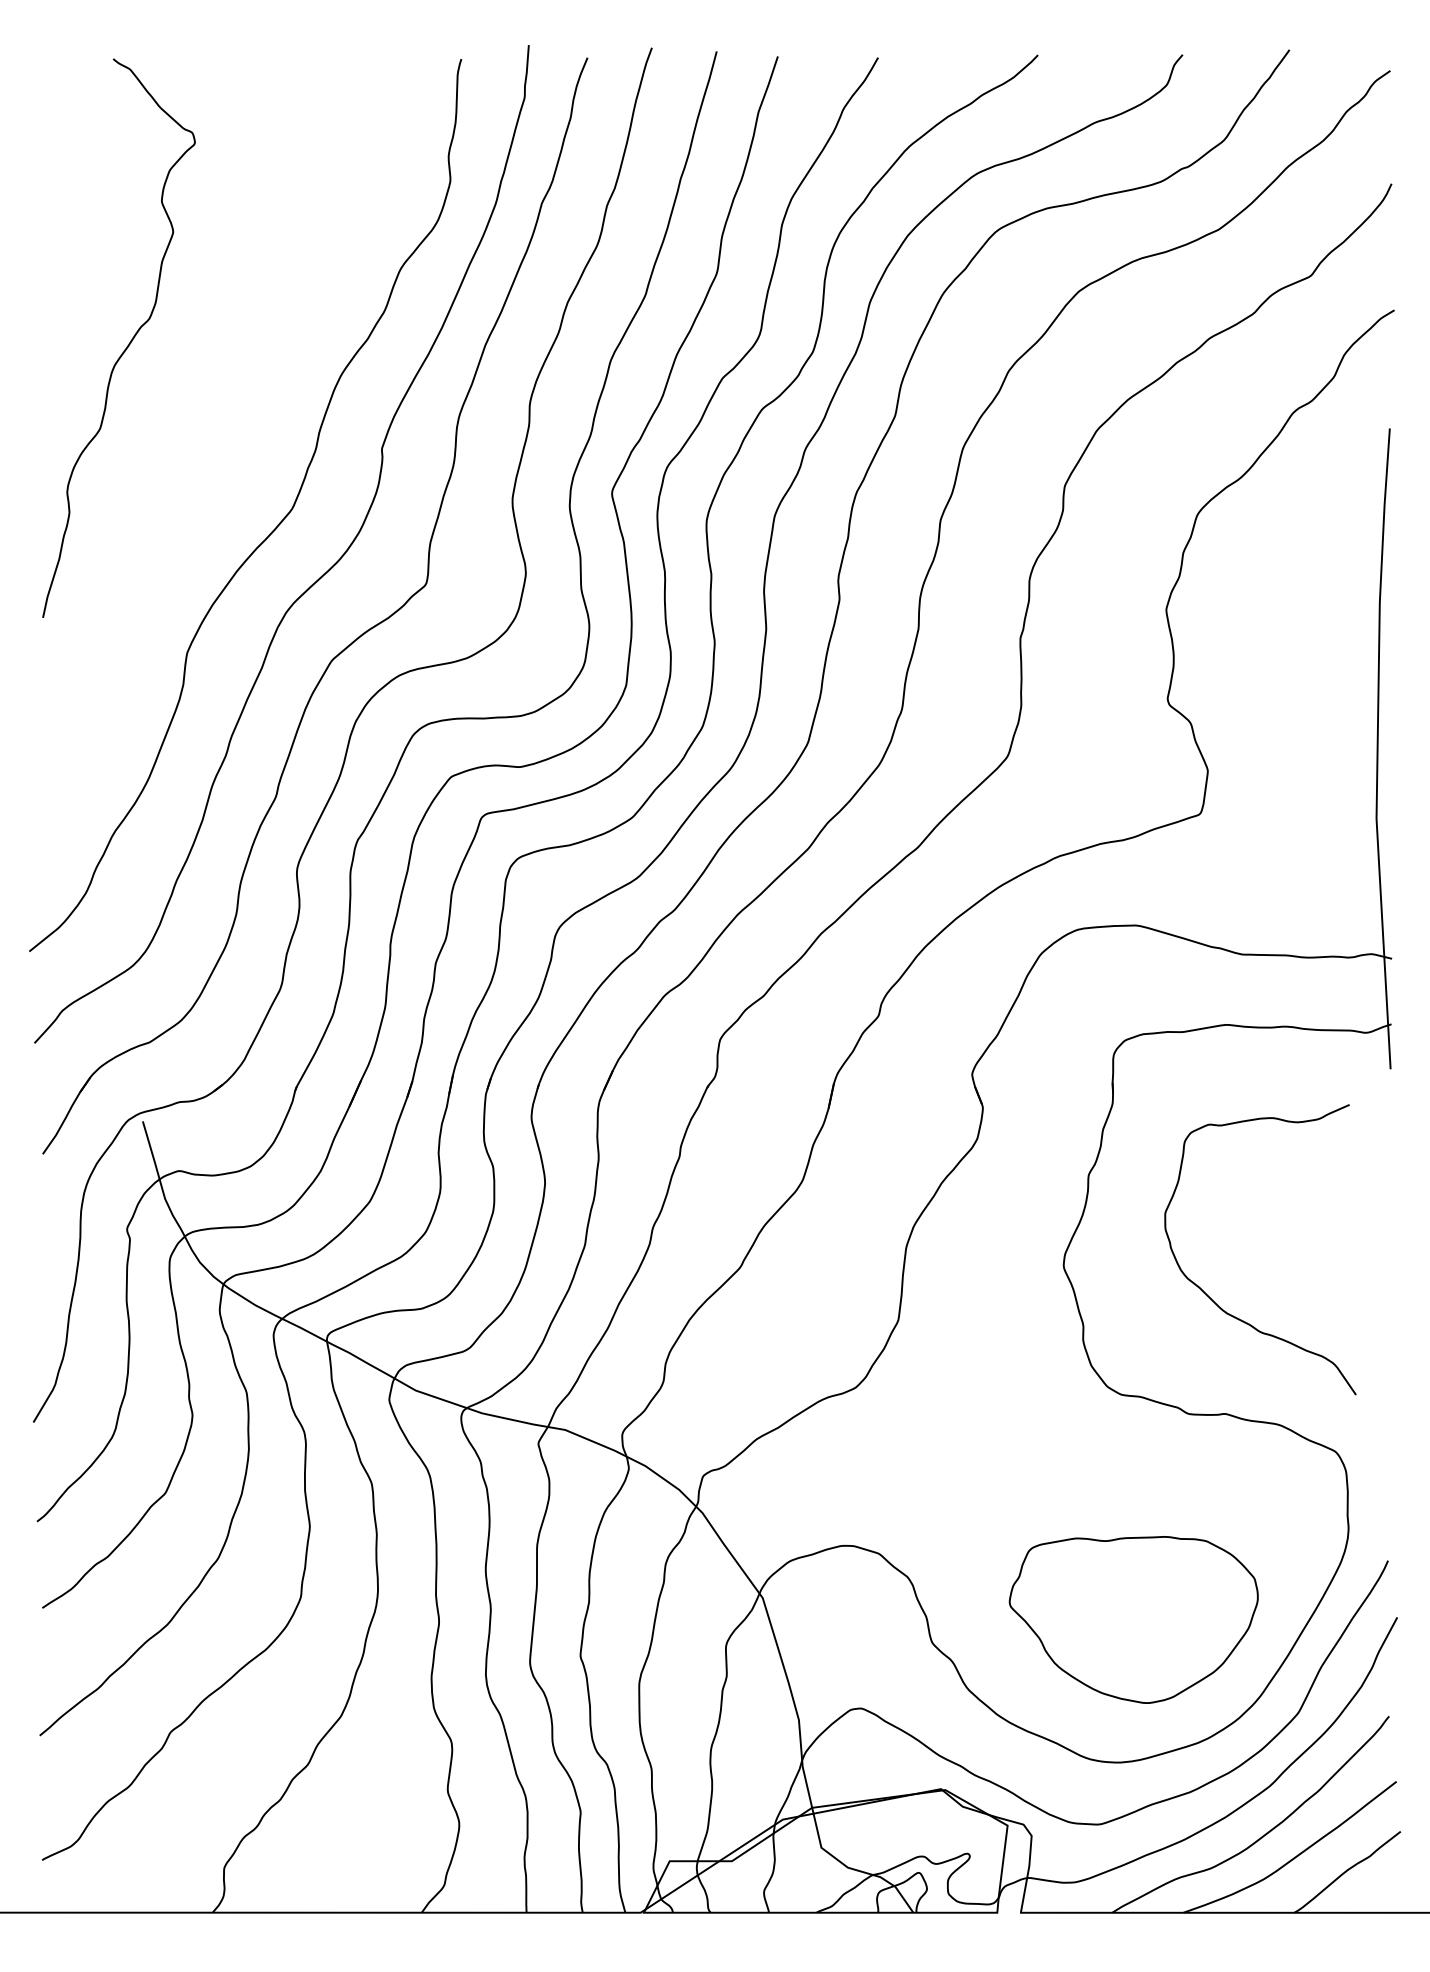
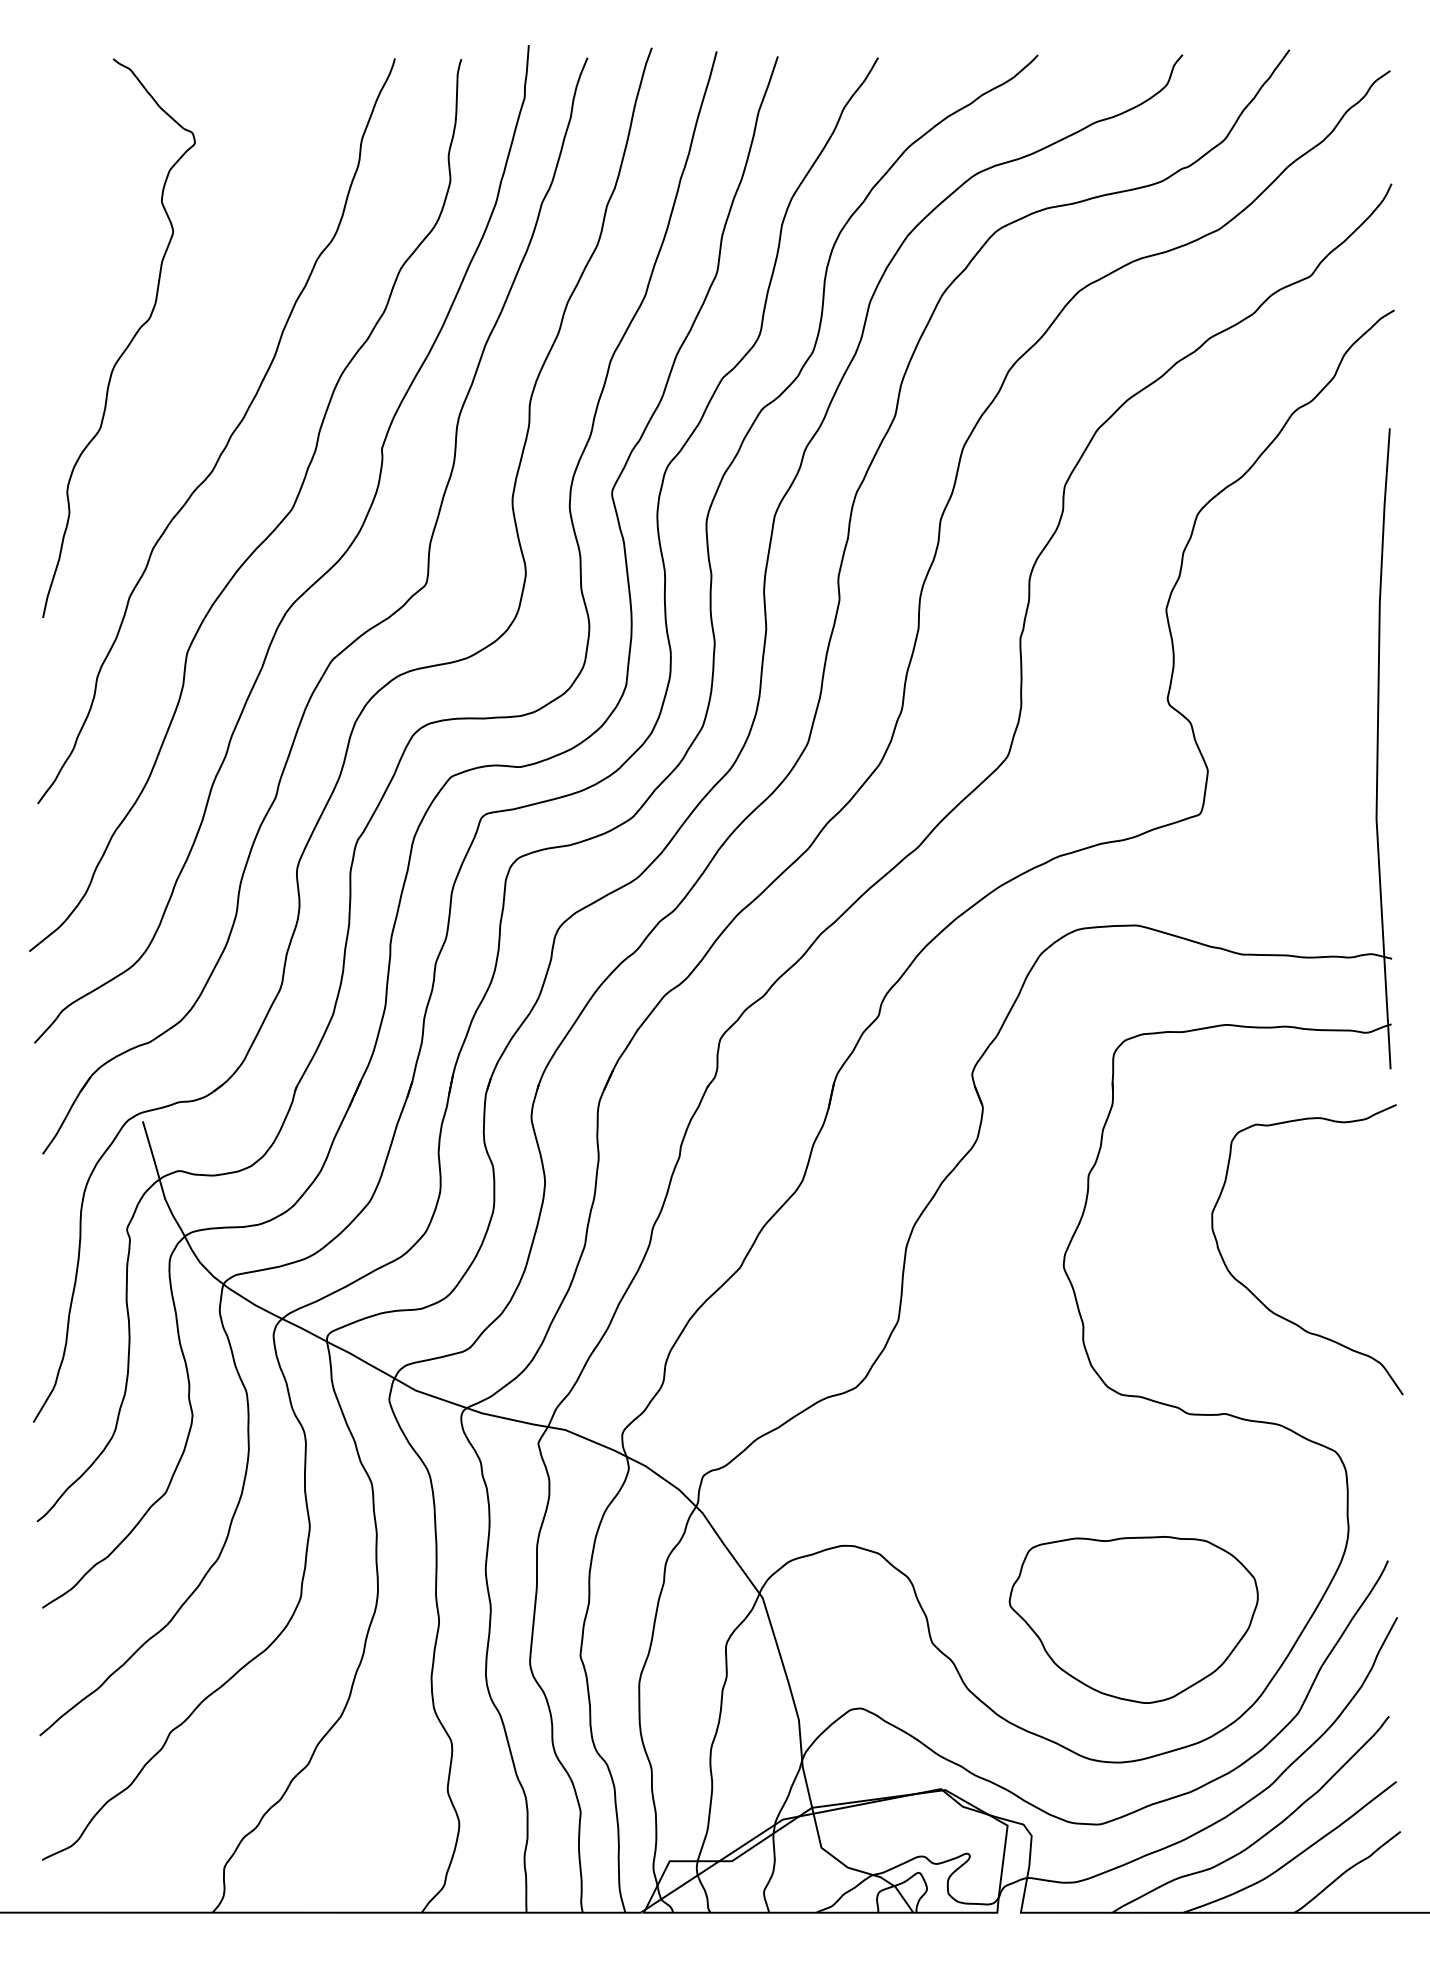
curve: none -> present (228, 438)
curve position: (1211, 1298) -> (1258, 1298) (1258, 1298)
